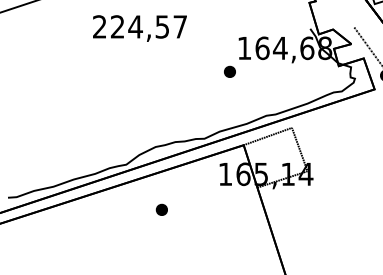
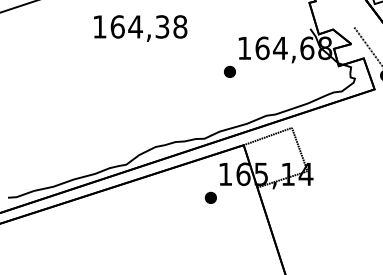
text: 224,57 -> 164,38 (140, 26)
part position: (161, 209) -> (210, 197) (210, 197)
